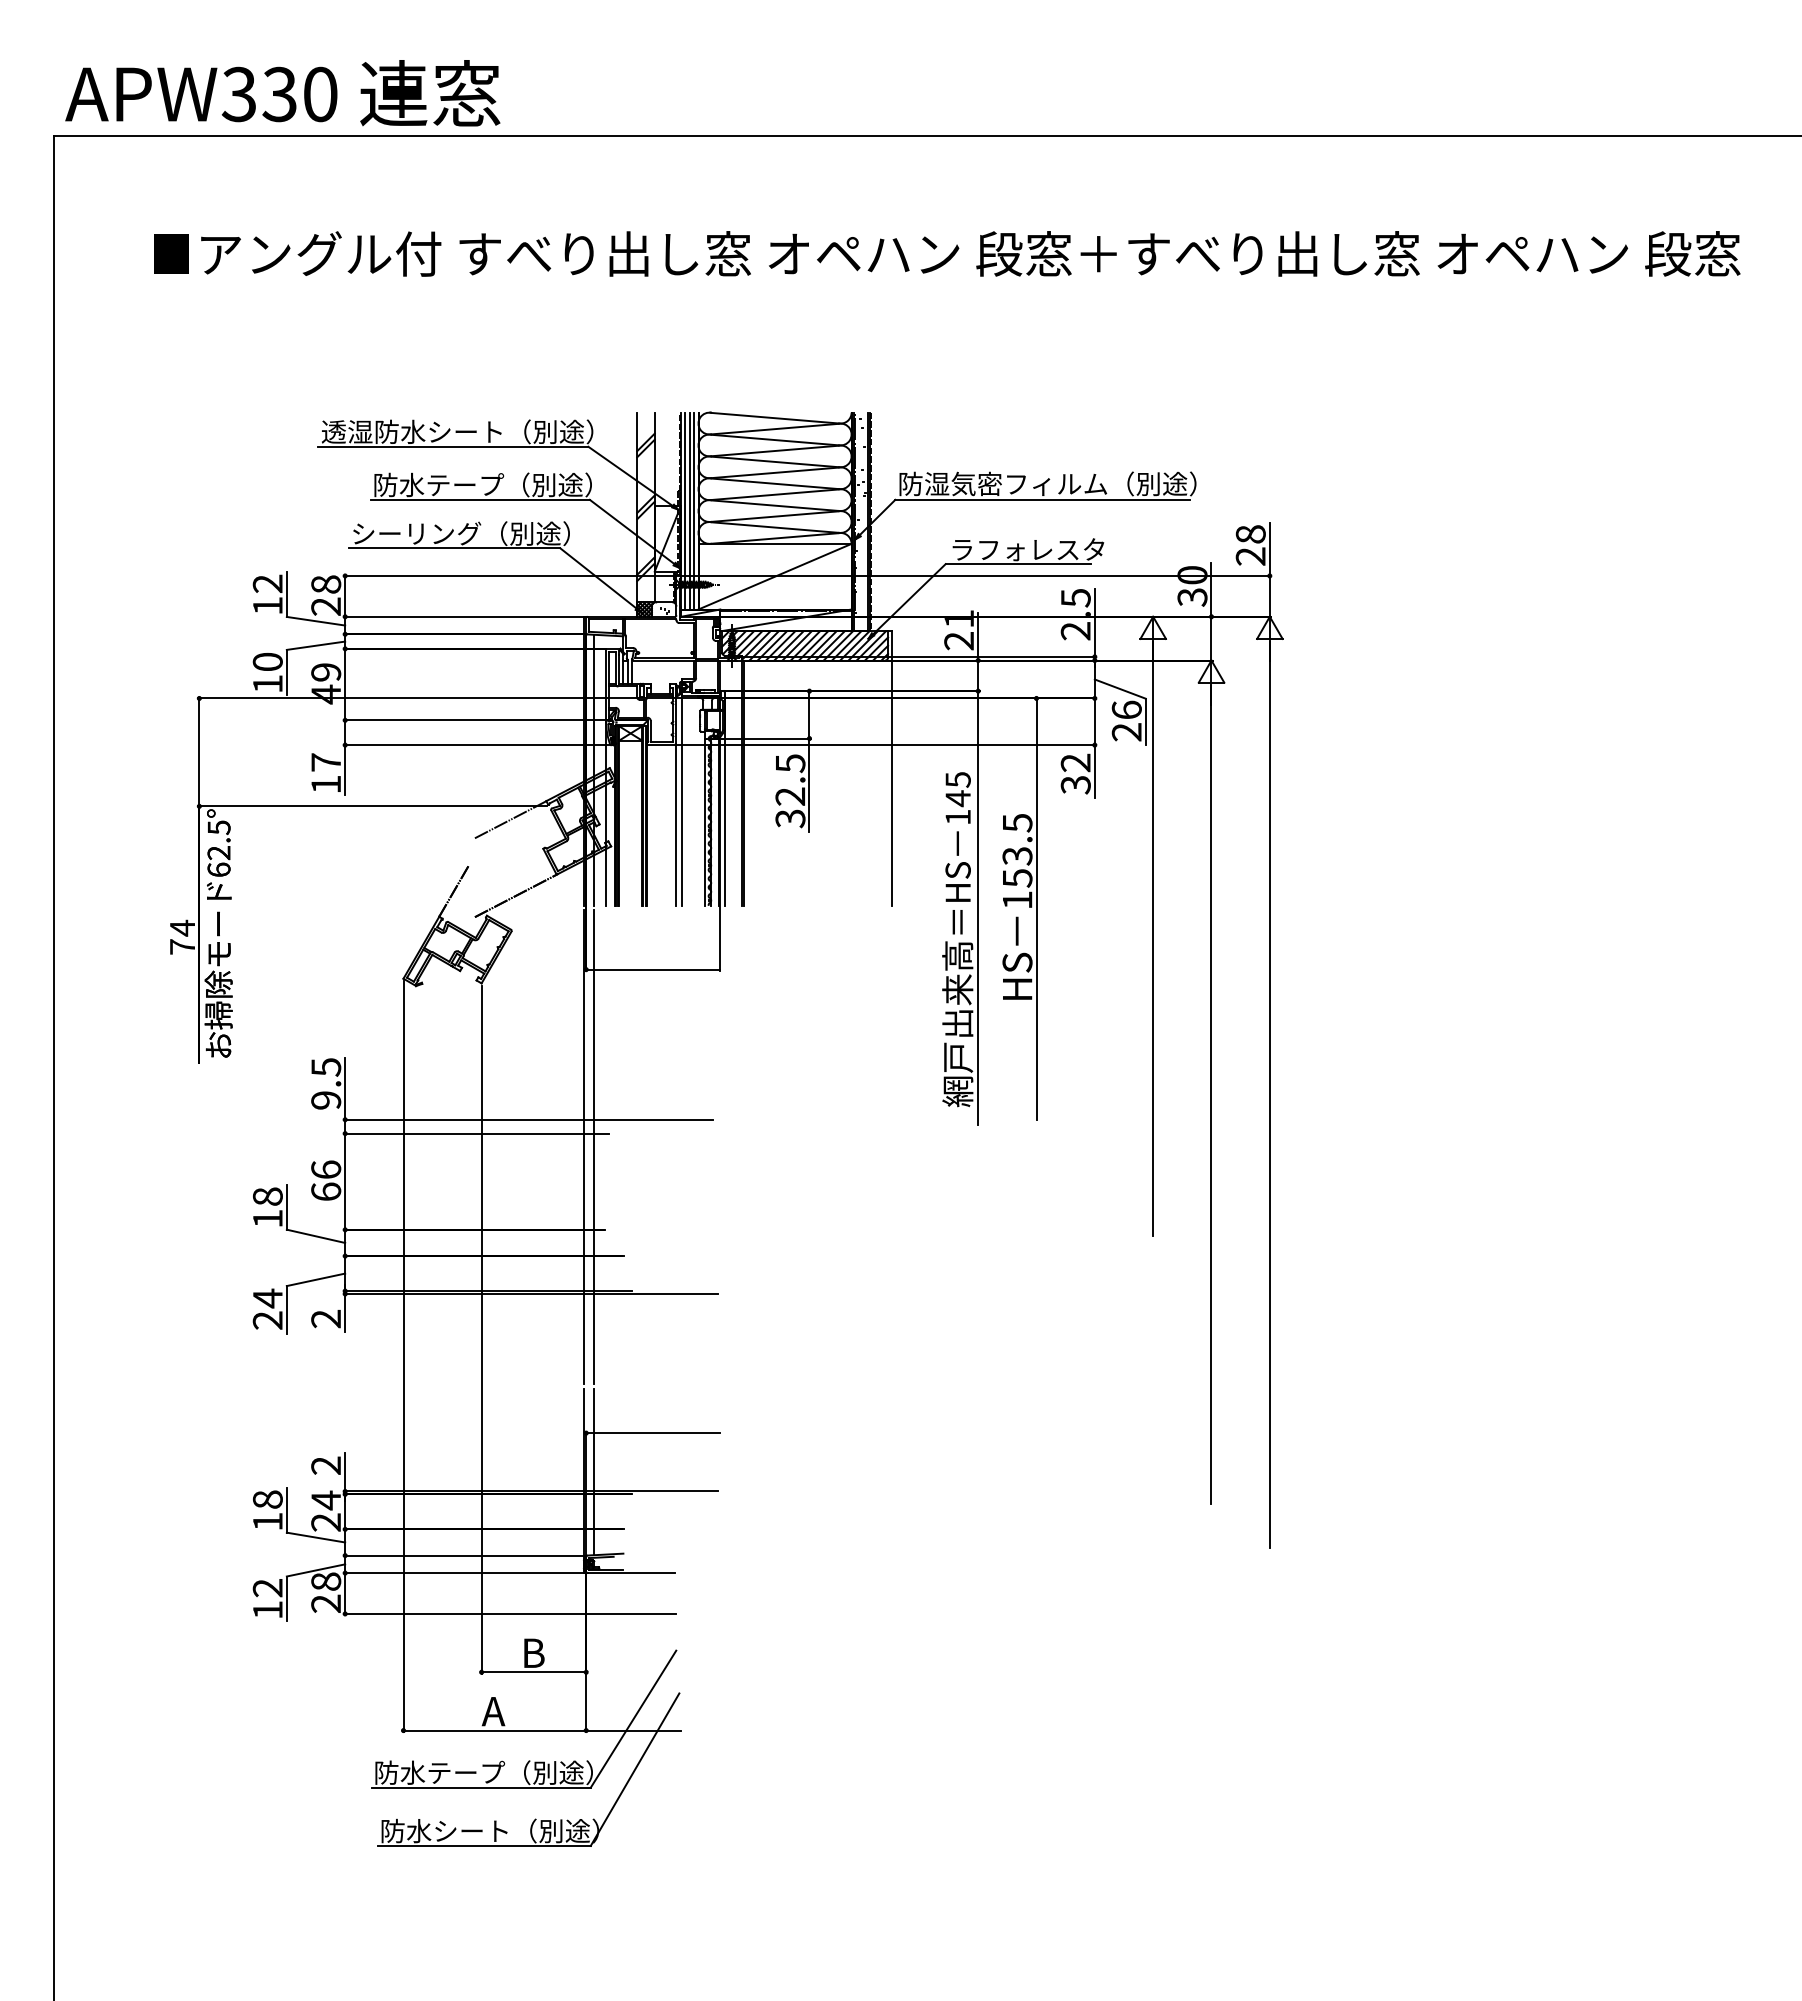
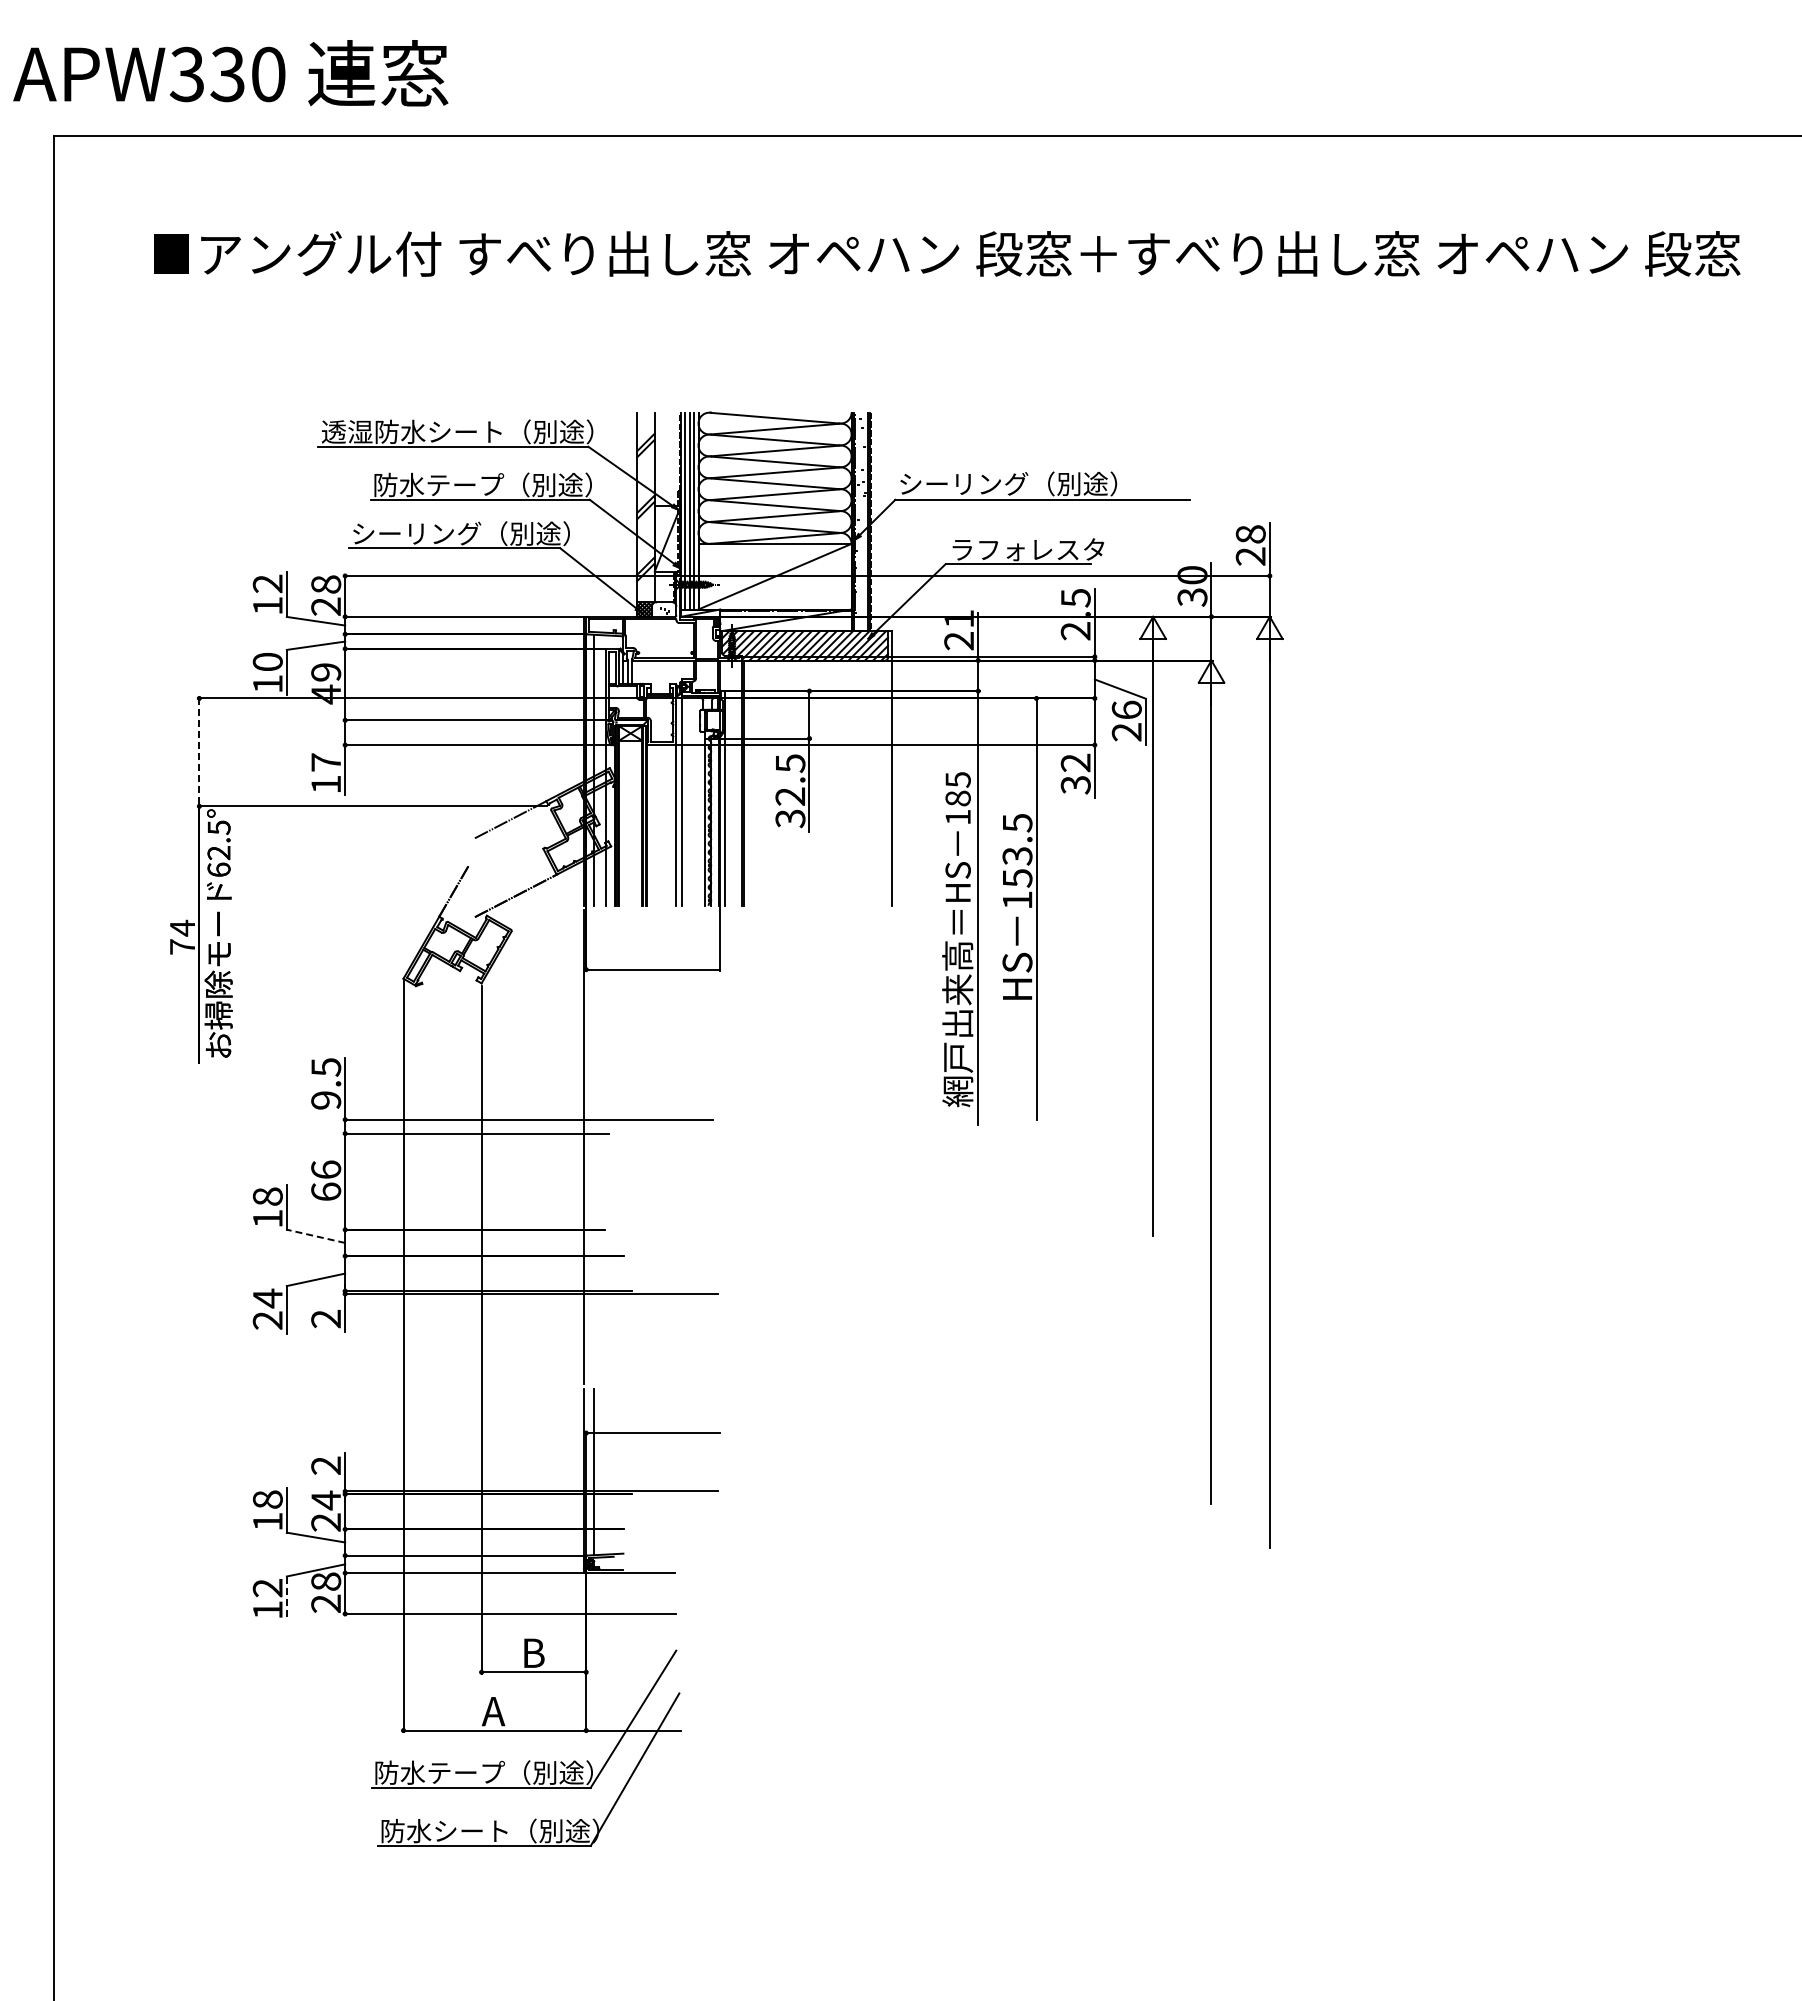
text position: (282, 93) -> (230, 73) (230, 73)
text: 防湿気密フィルム（別途） -> シーリング（別途） (1047, 483)
line: solid -> dashed (199, 752)
text: 145 -> 185 (957, 798)
line: present -> none (593, 1147)
line: solid -> dashed (316, 1236)
line: solid -> dashed (286, 1599)
